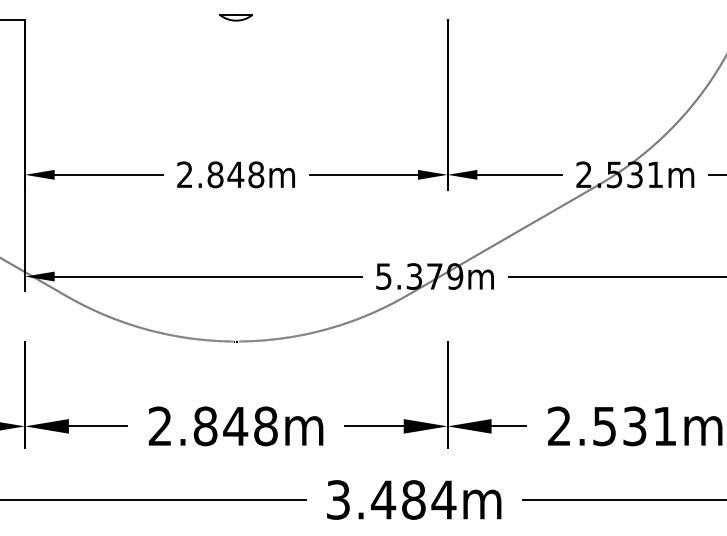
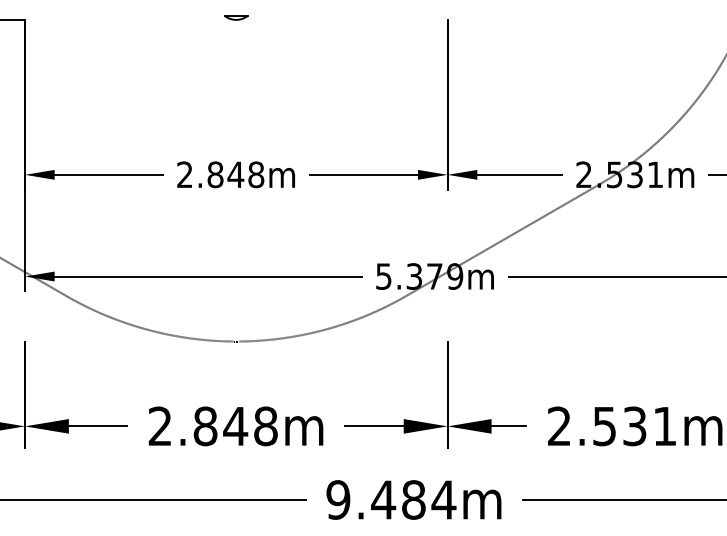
part size: 34x8 px -> 25x6 px (236, 17)
text: 3.484m -> 9.484m (338, 499)
